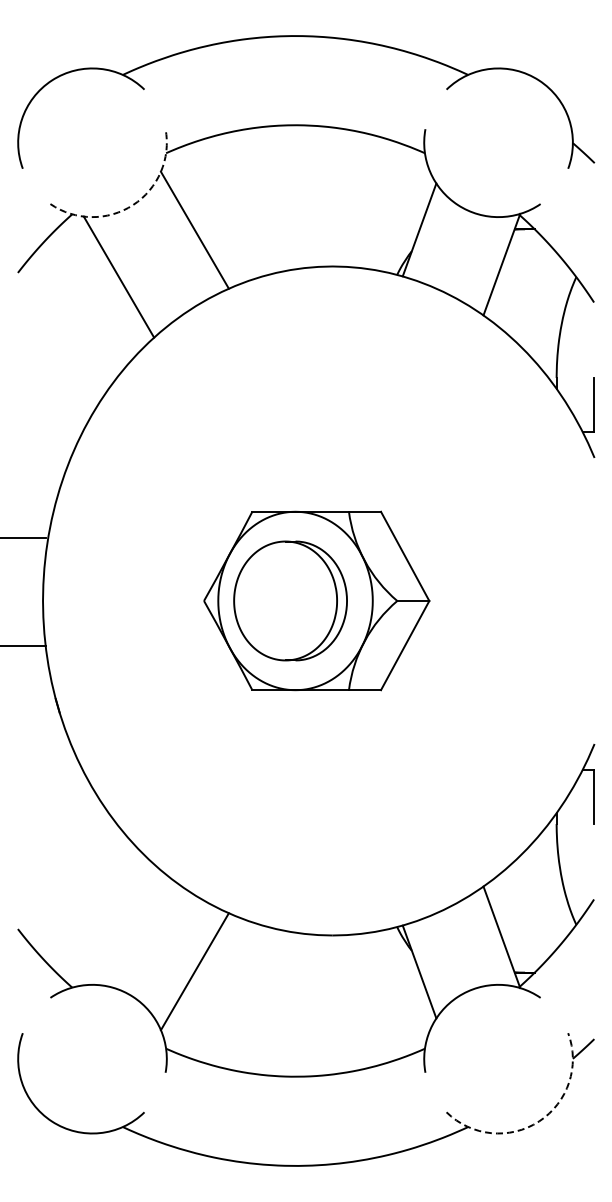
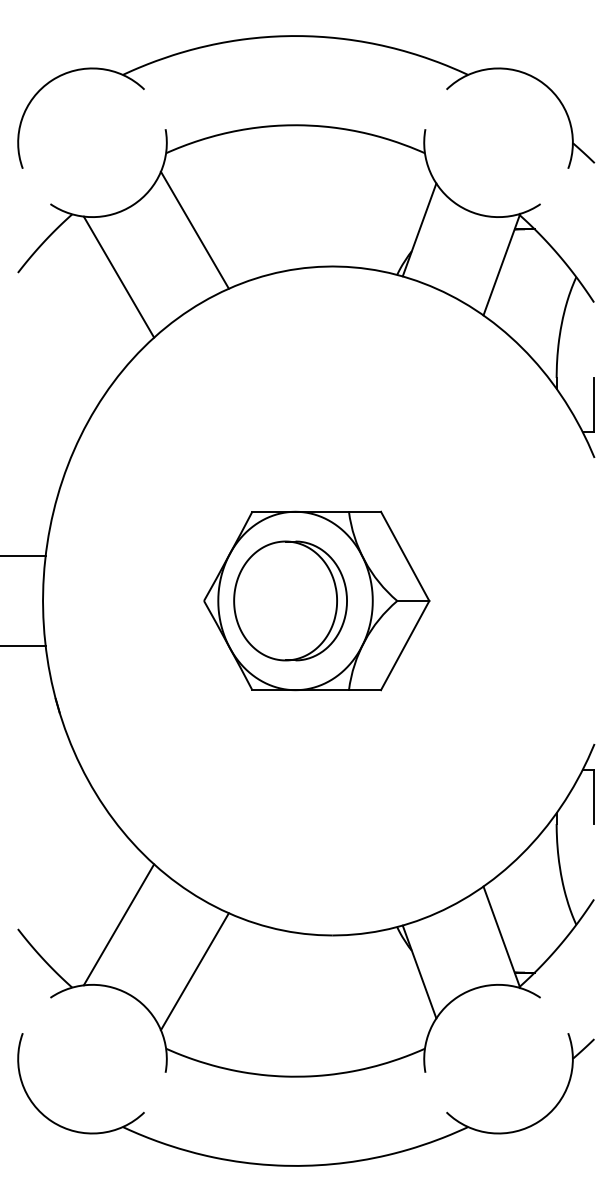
arc: dashed -> solid (133, 205)
line position: (23, 538) -> (23, 556) (23, 556)
line: none -> present (118, 924)
arc: dashed -> solid (539, 1121)
